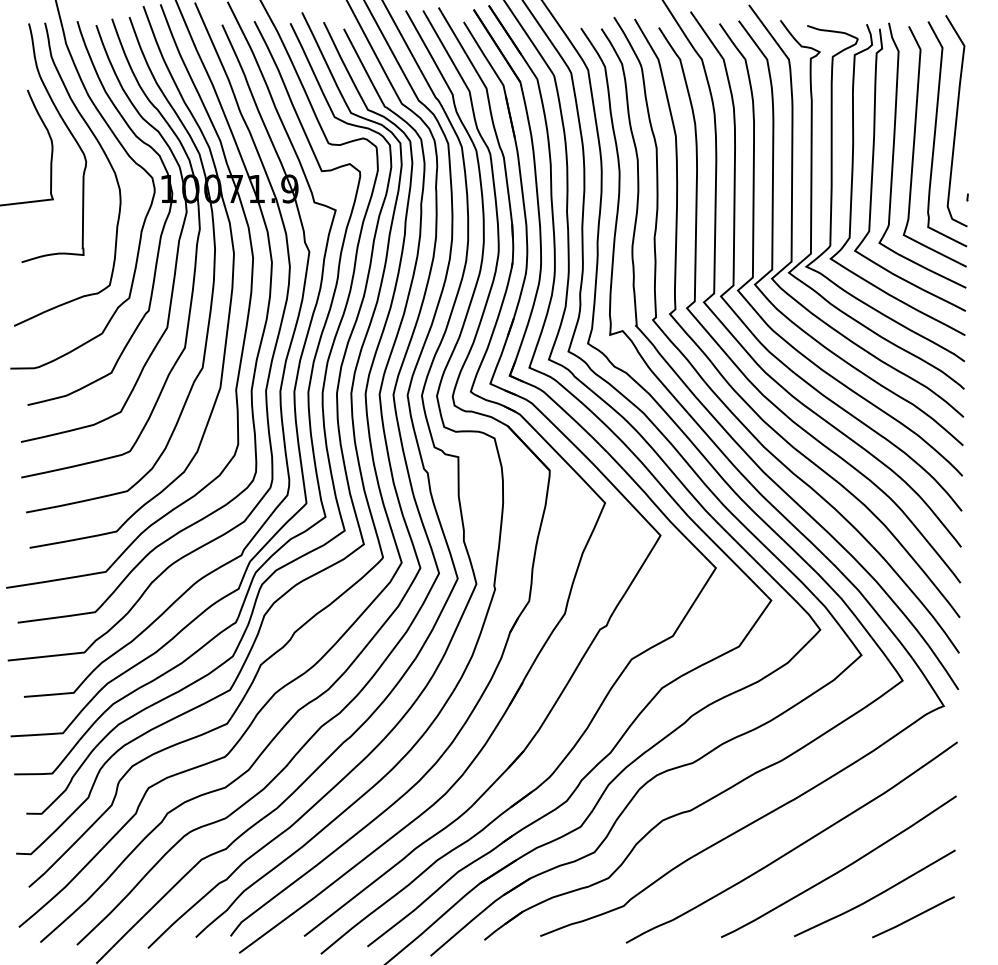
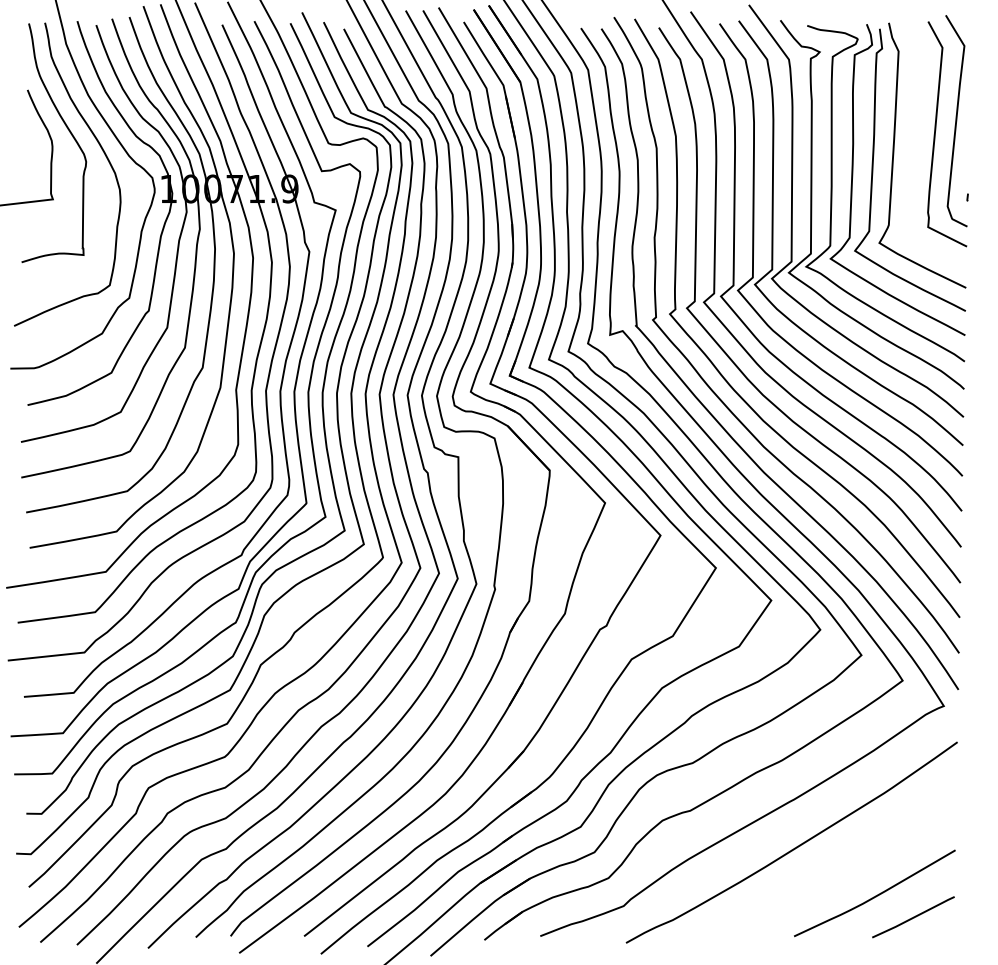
curve: present -> none (915, 140)
curve: present -> none (840, 869)
